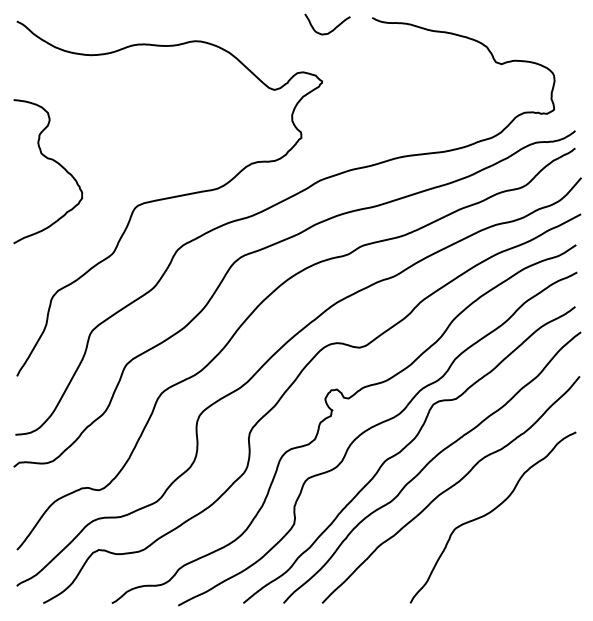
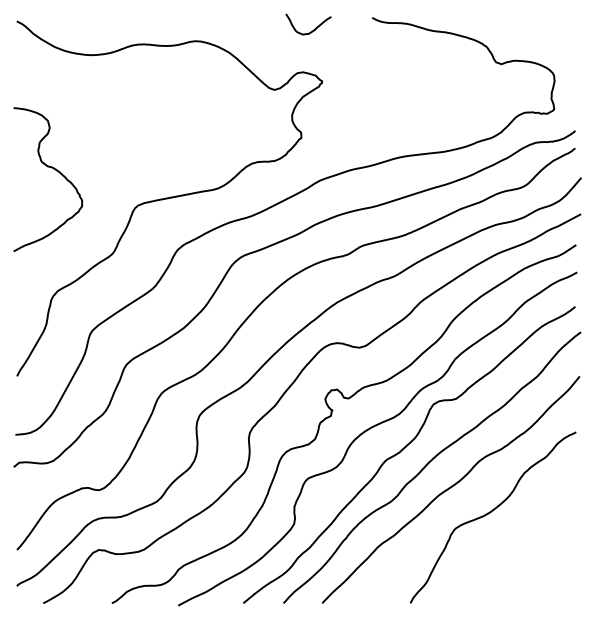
curve position: (332, 29) -> (313, 29) (313, 29)
curve position: (53, 161) -> (53, 169) (53, 169)
